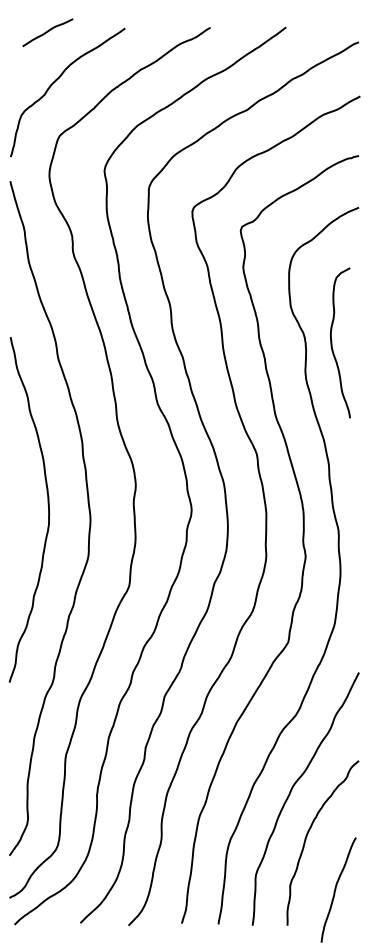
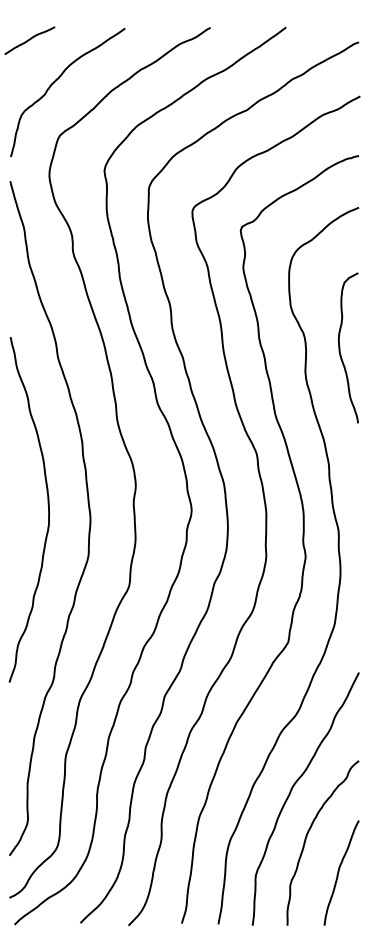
curve position: (47, 32) -> (29, 40) (29, 40)
curve position: (332, 342) -> (340, 347) (340, 347)
curve position: (336, 889) -> (339, 872) (339, 872)
